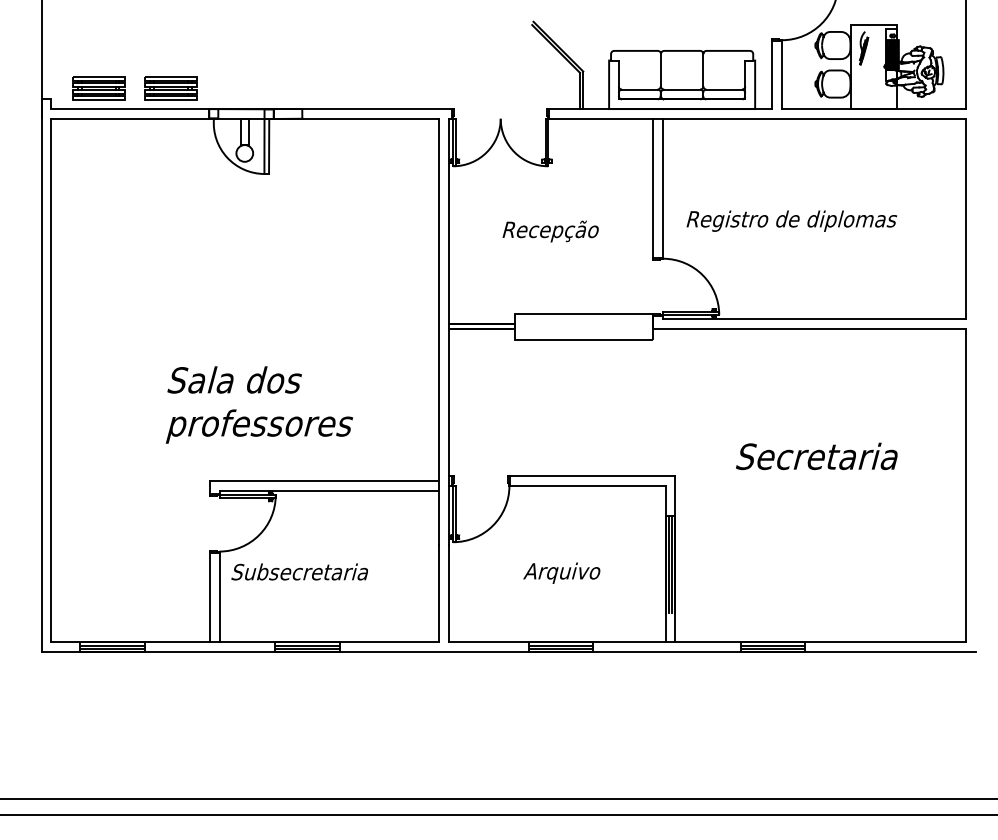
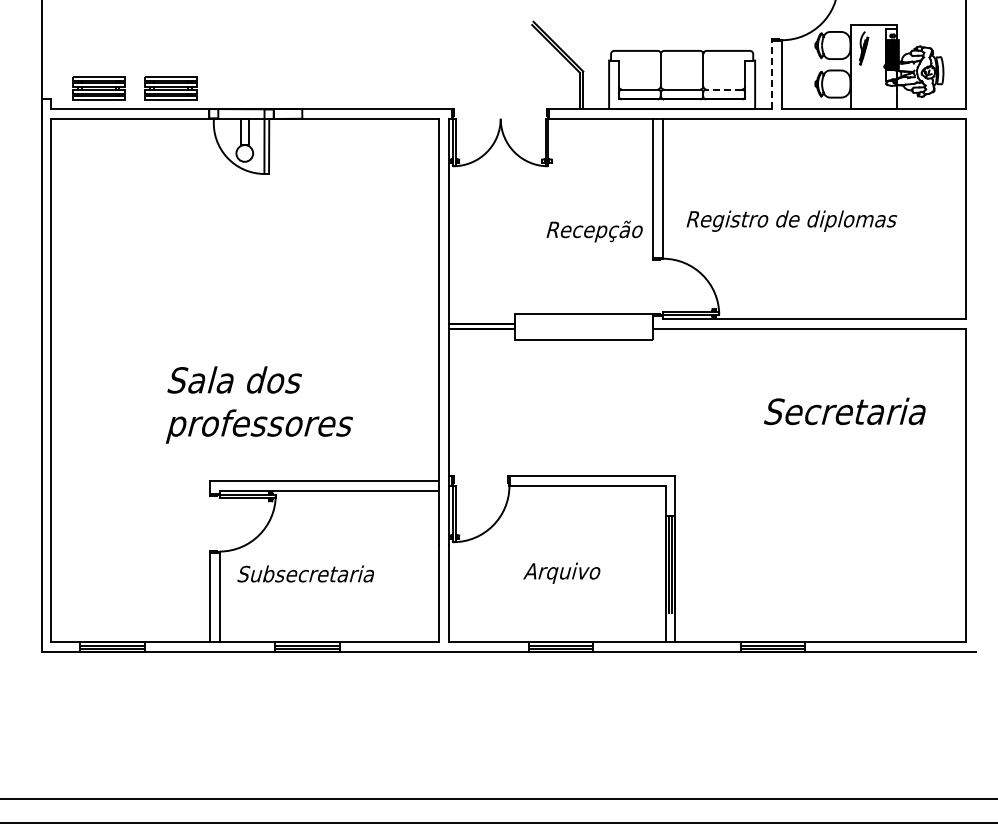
line: solid -> dashed (772, 75)
line: solid -> dashed (724, 89)
text position: (550, 231) -> (594, 231) (594, 231)
text position: (816, 456) -> (844, 411) (844, 411)
text position: (299, 571) -> (305, 573) (305, 573)
line position: (498, 814) -> (498, 822) (498, 822)
